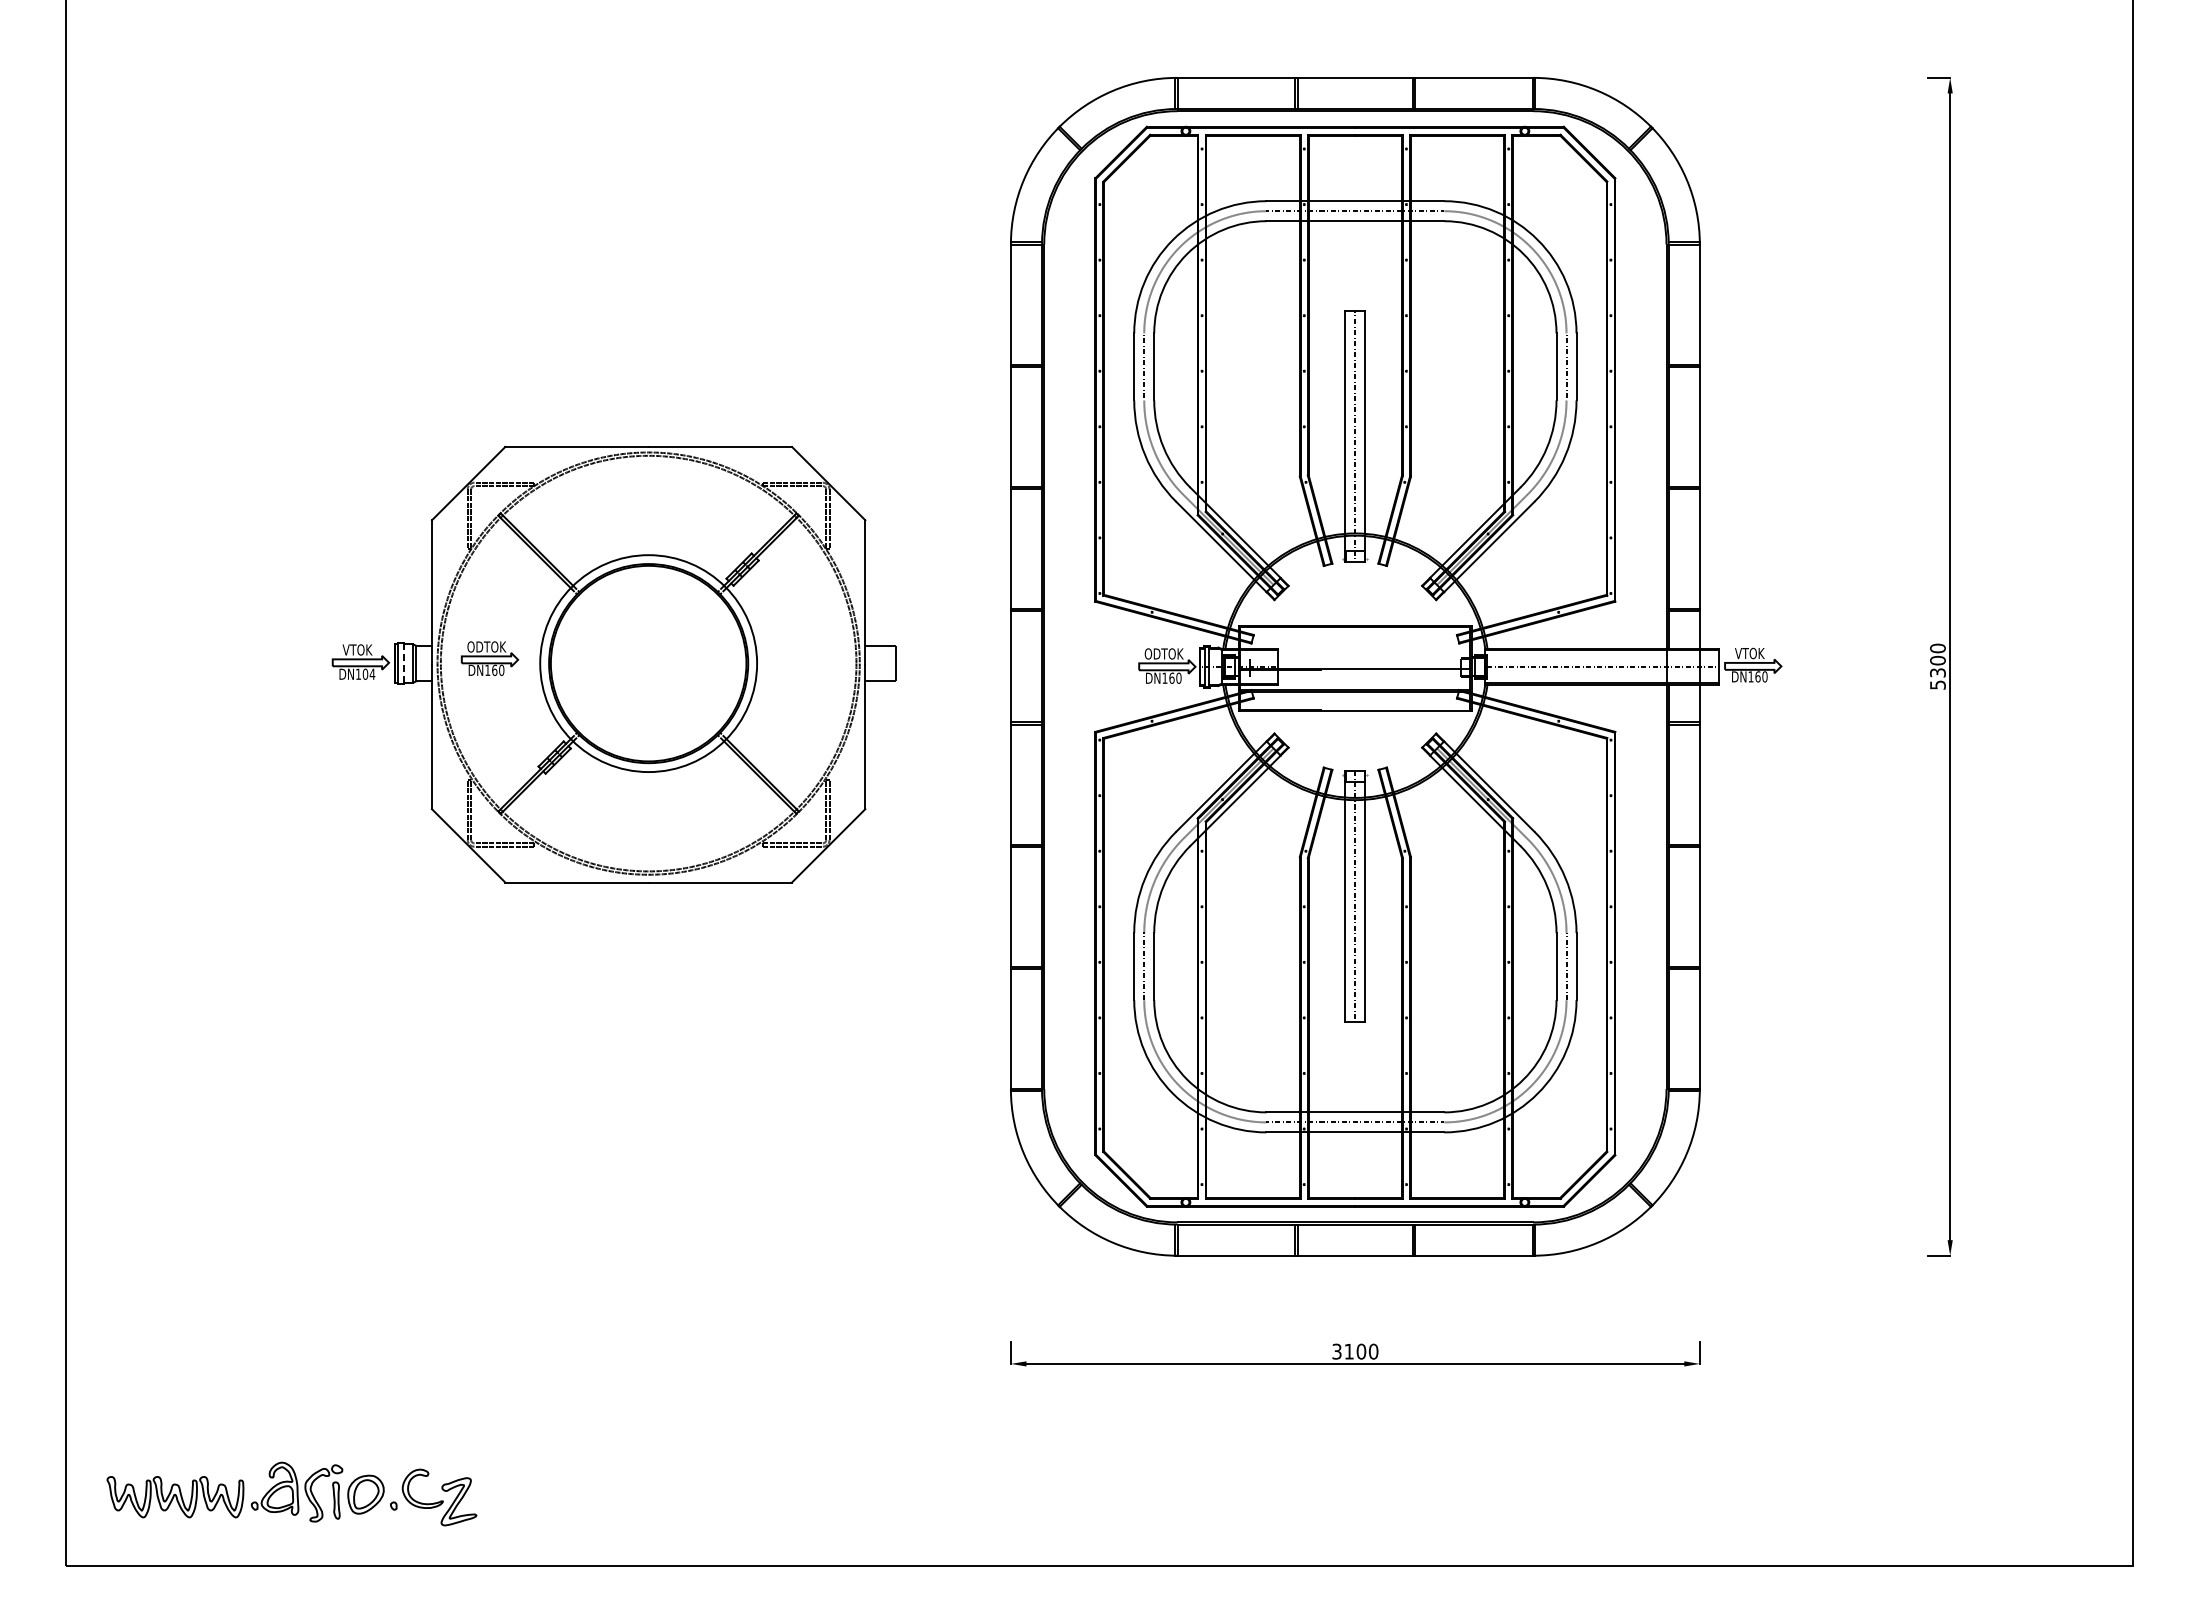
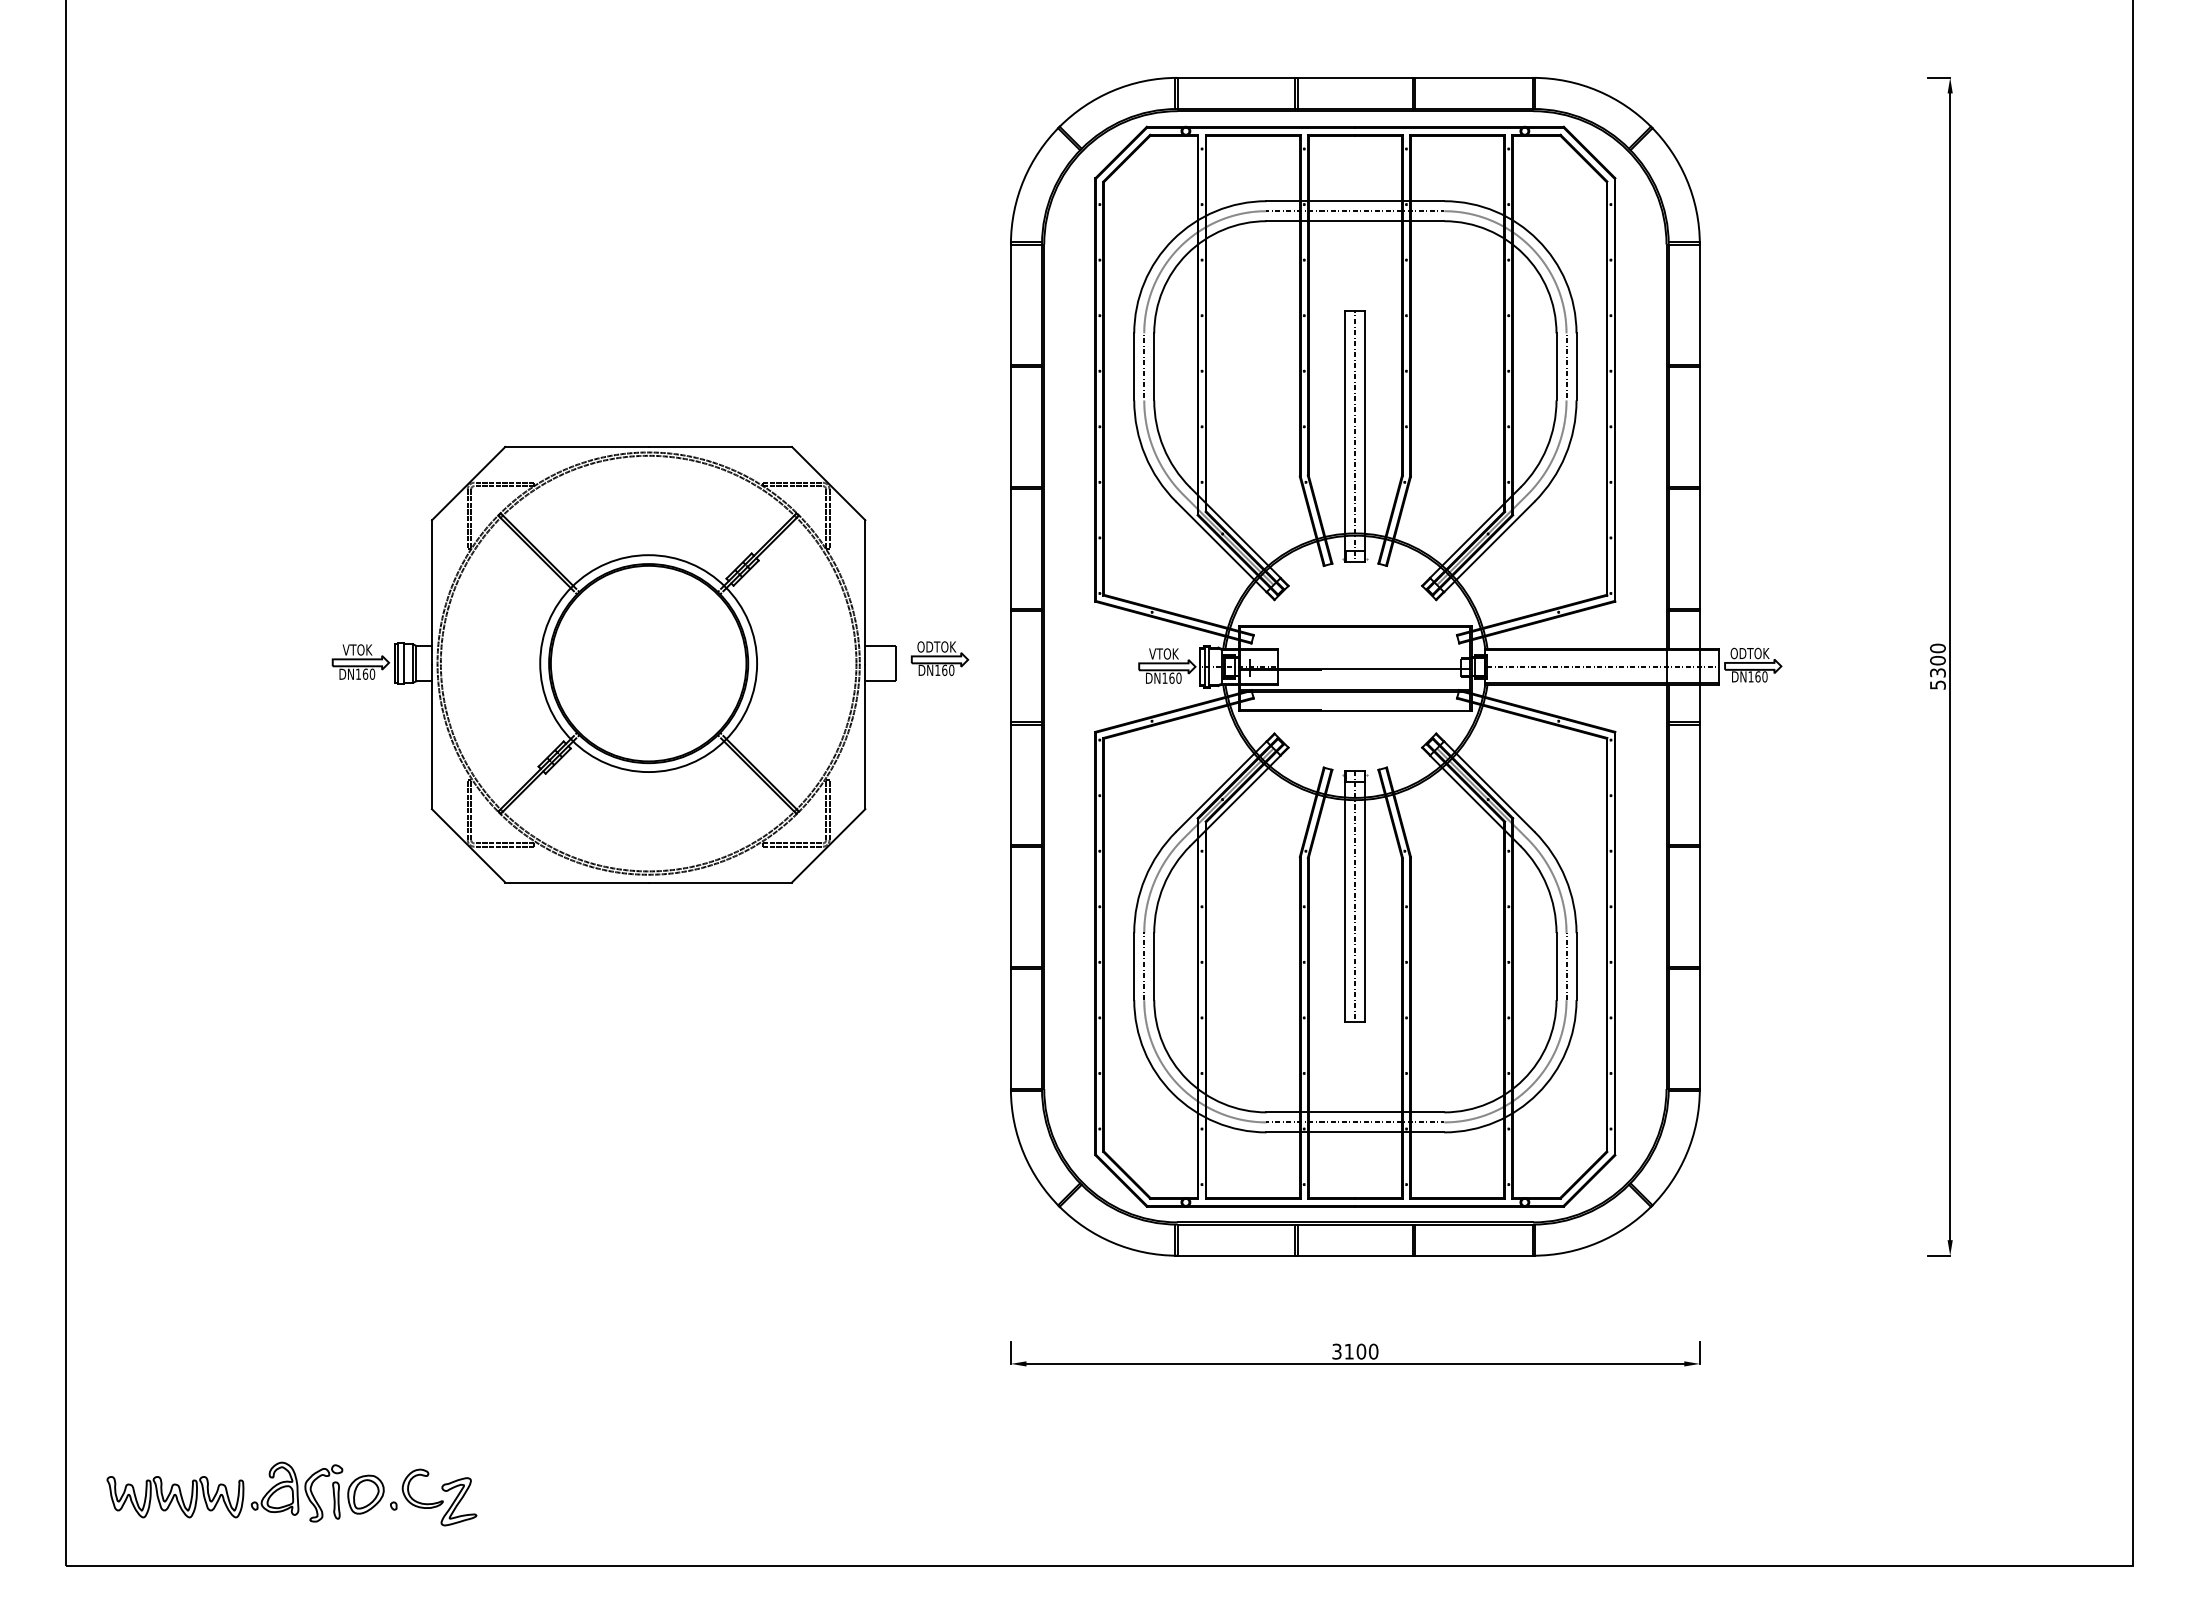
text: ODTOK -> VTOK (1163, 653)
text: VTOK -> ODTOK (1749, 653)
part position: (489, 658) -> (939, 658) (939, 658)
line: dashed -> solid (404, 663)
text: DN104 -> DN160 (369, 673)
